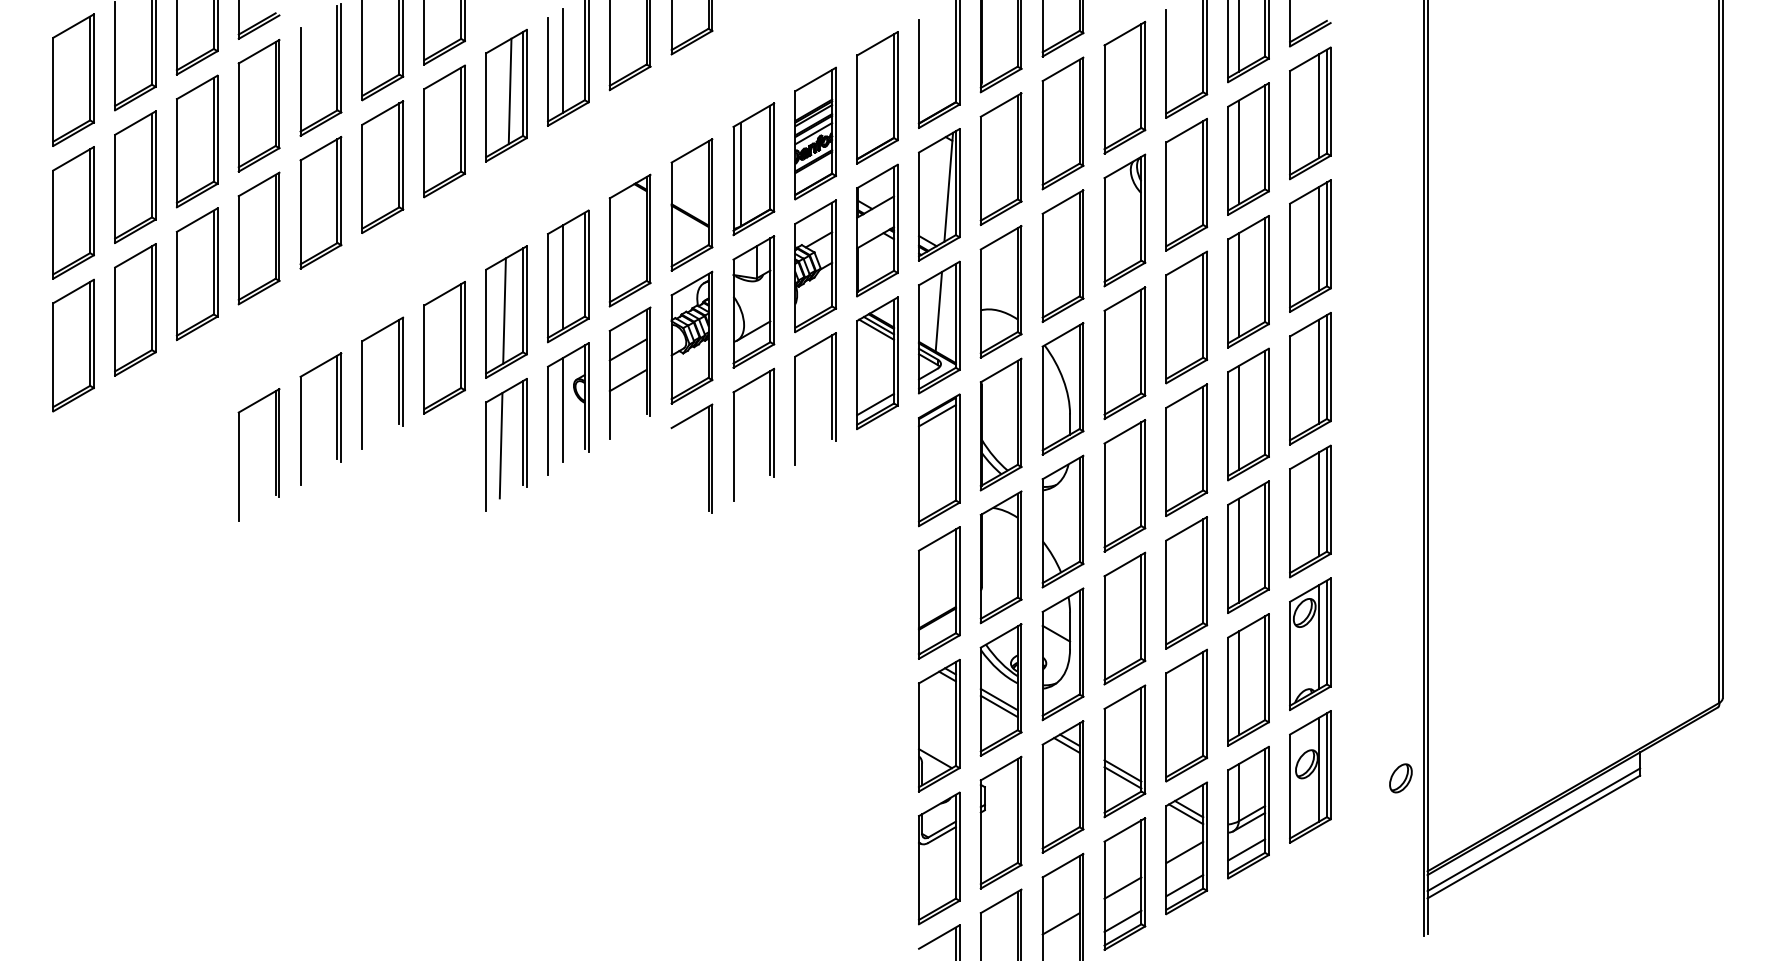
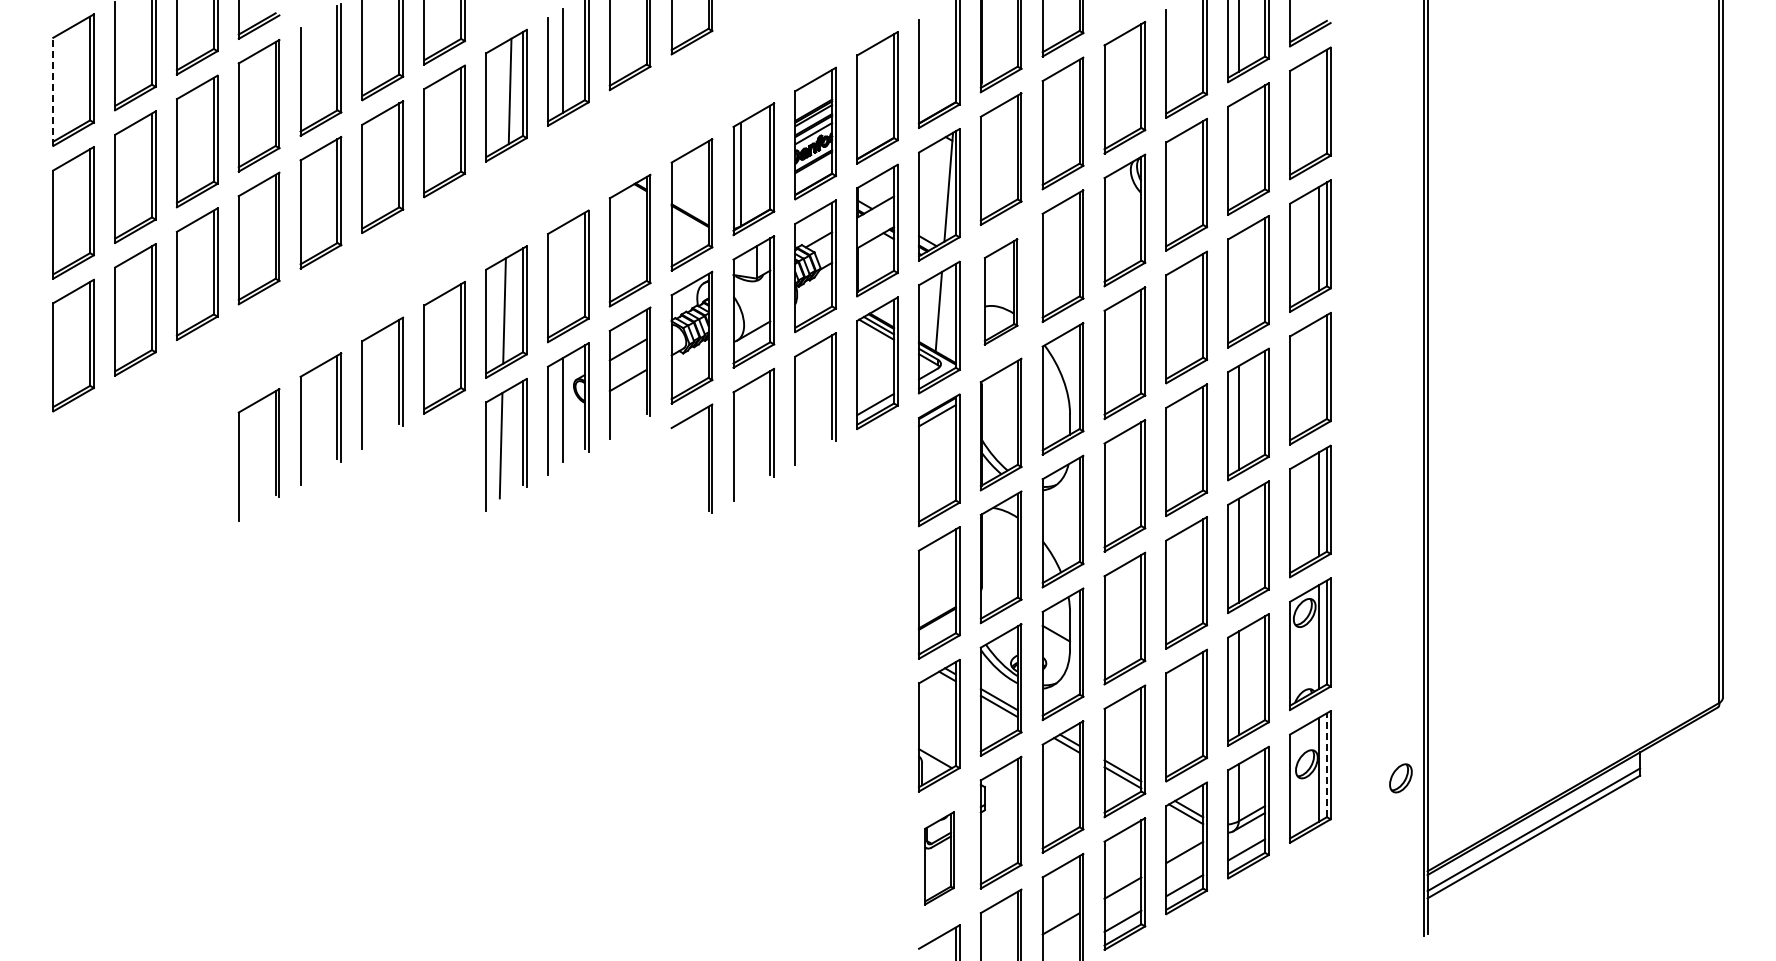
line: solid -> dashed (53, 91)
line: present -> none (1319, 106)
line: present -> none (1238, 152)
line: present -> none (562, 277)
line: present -> none (1238, 285)
part size: 44x134 px -> 36x108 px (1000, 291)
line: present -> none (1319, 371)
line: solid -> dashed (1326, 765)
part size: 43x135 px -> 31x95 px (939, 858)
